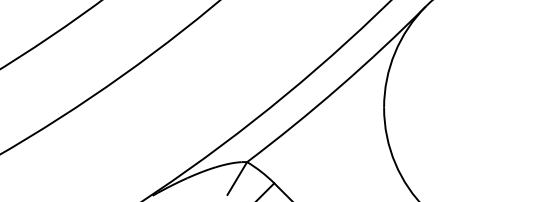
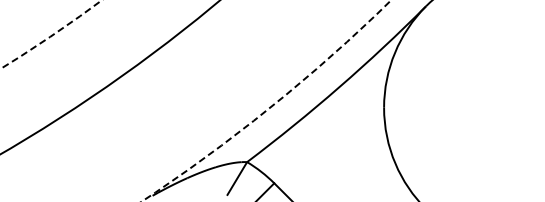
arc: solid -> dashed (51, 35)
arc: solid -> dashed (271, 106)
